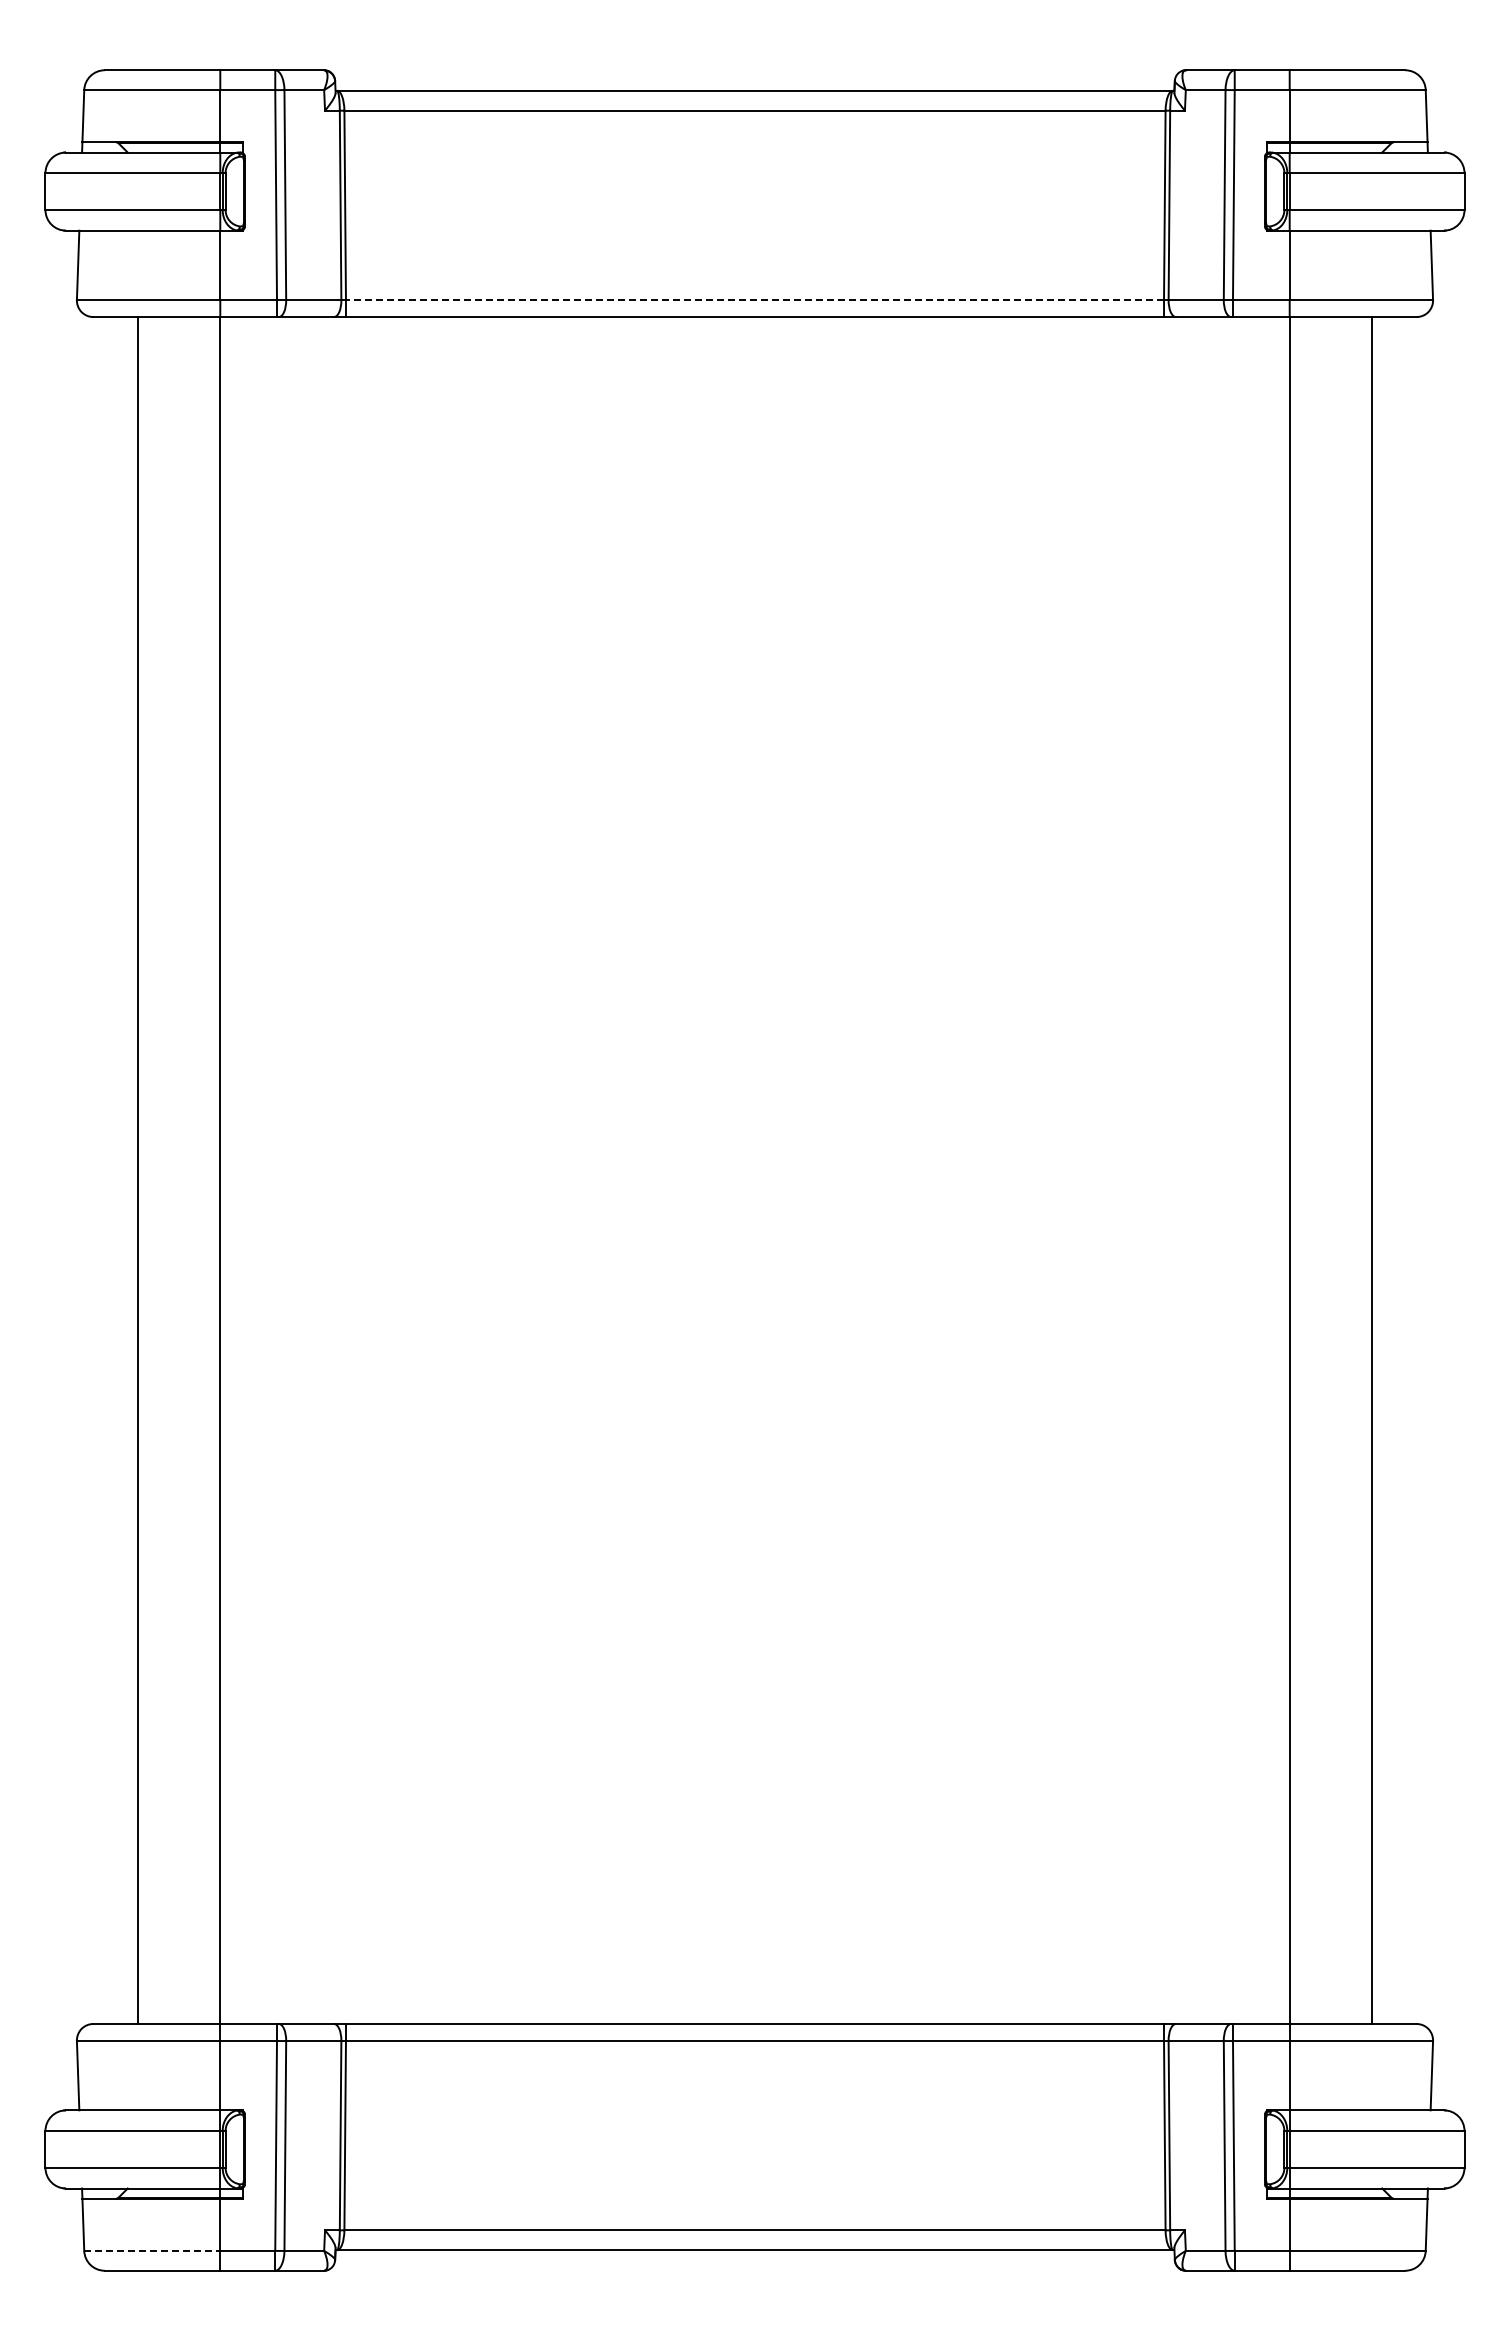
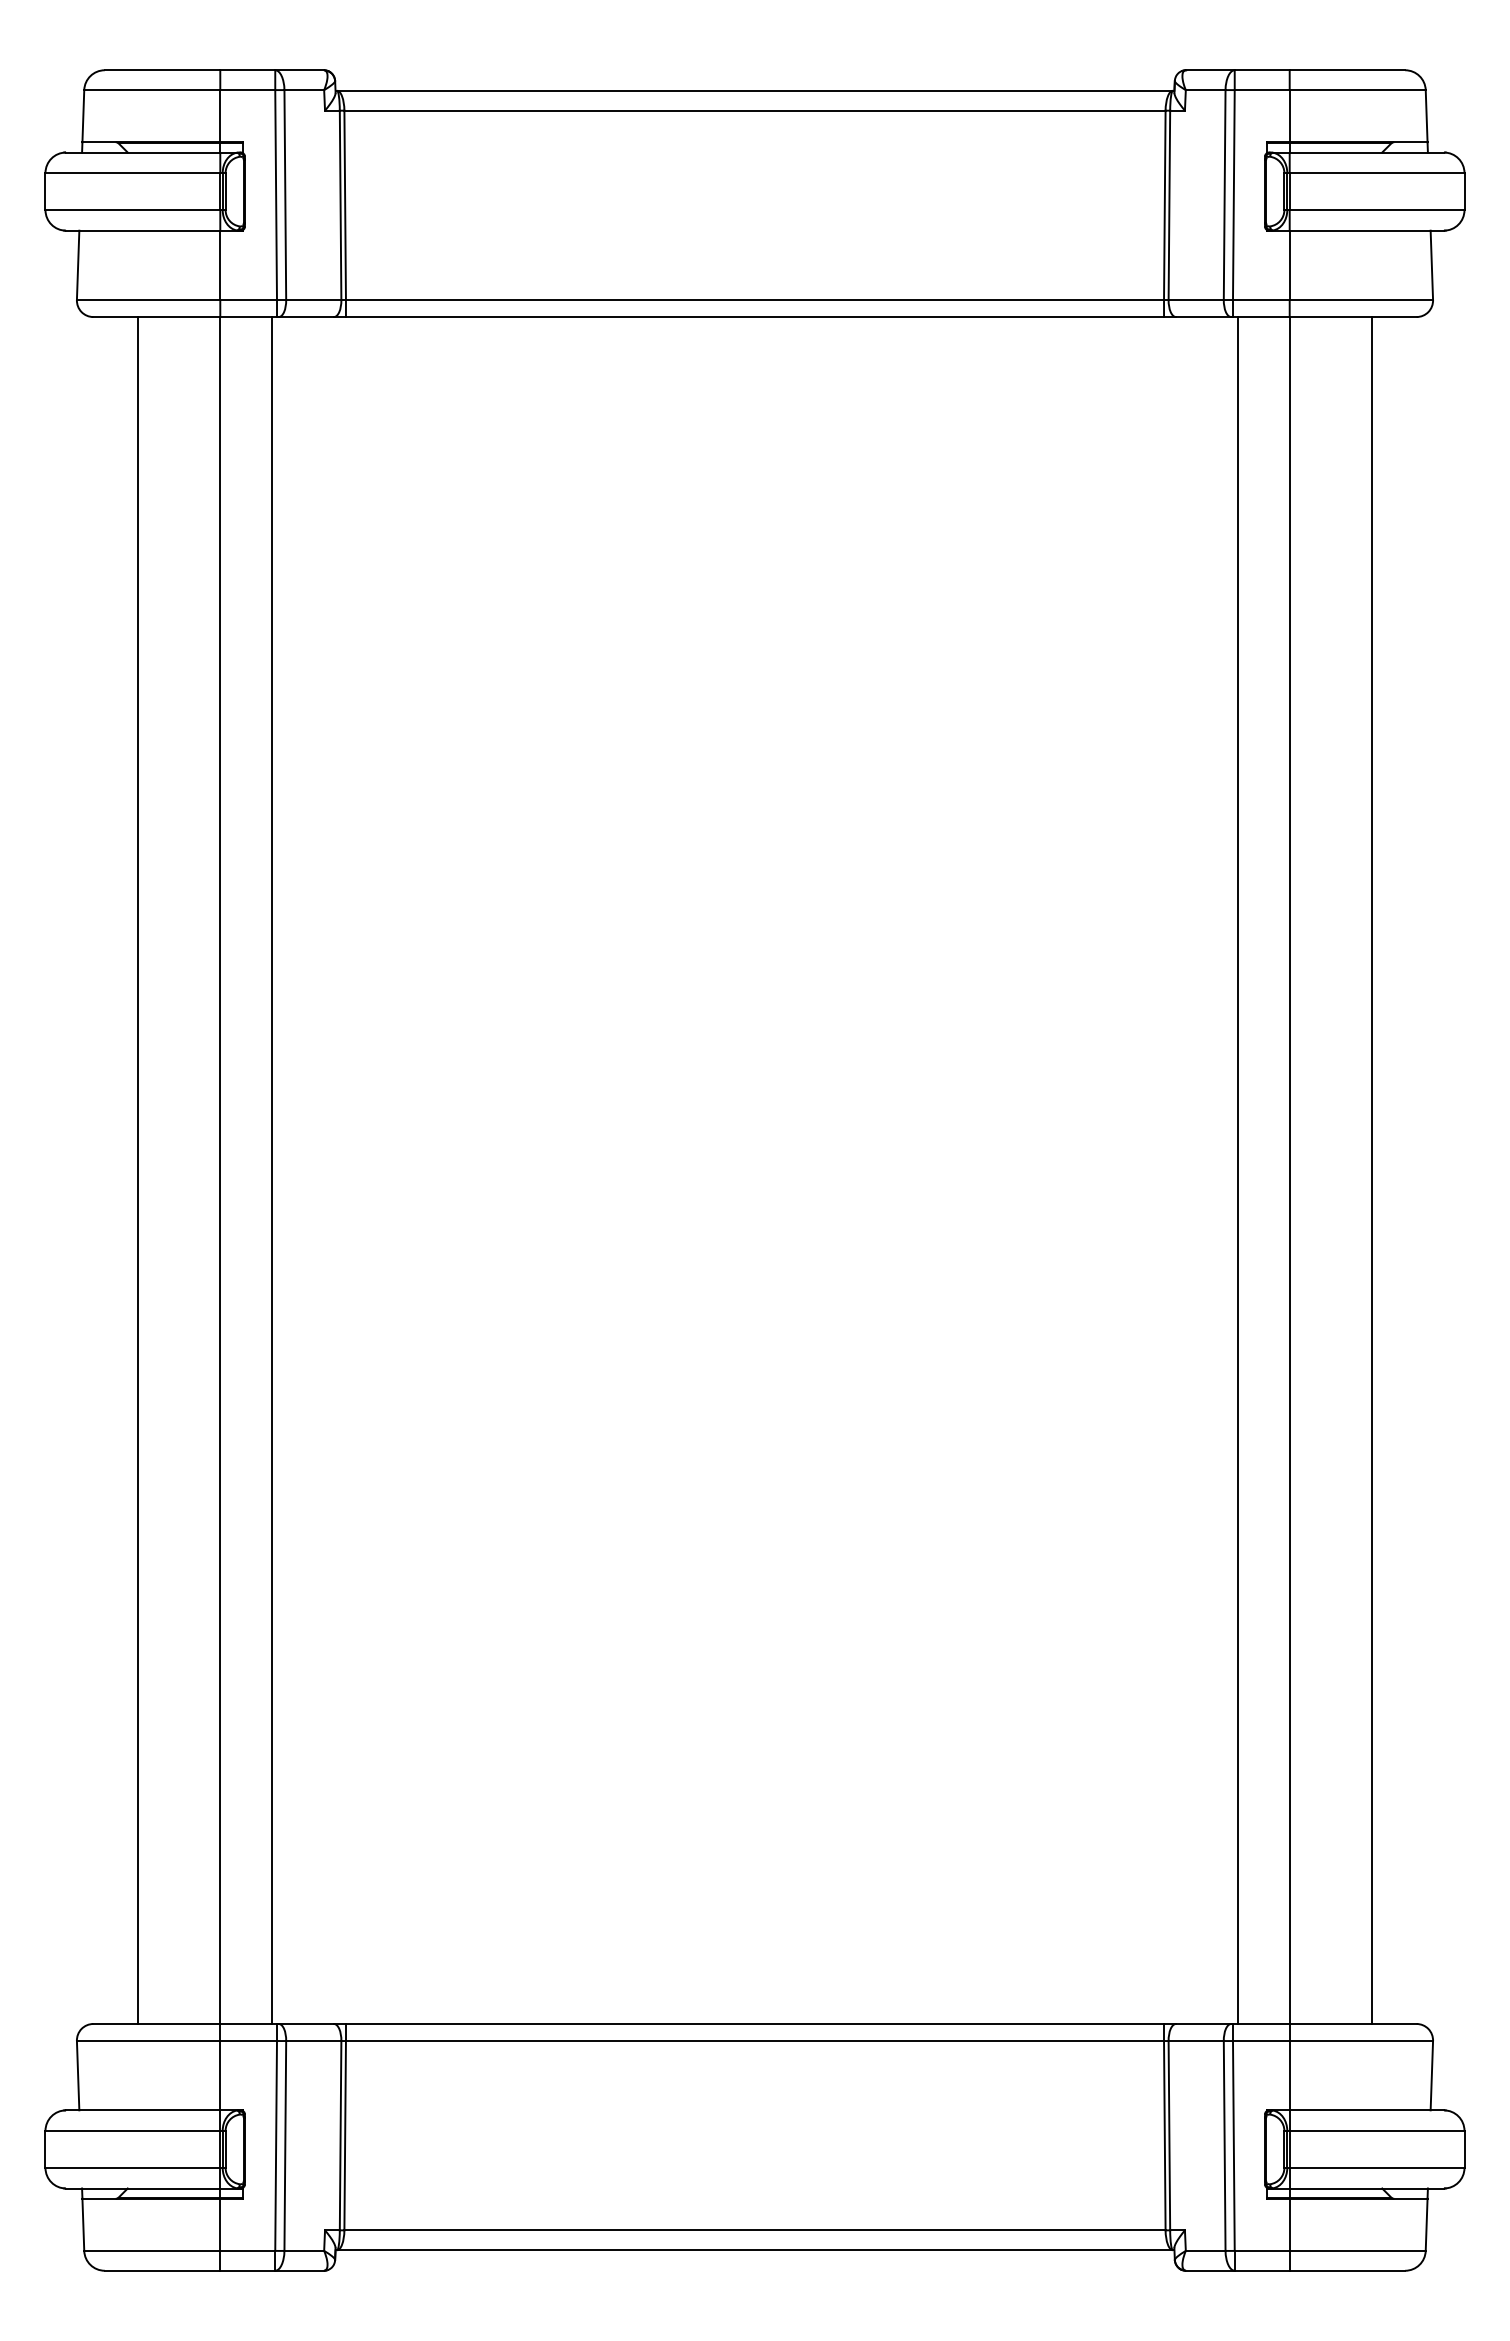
line: dashed -> solid (754, 300)
line: none -> present (271, 1170)
line: none -> present (1238, 1170)
line: dashed -> solid (152, 2250)
